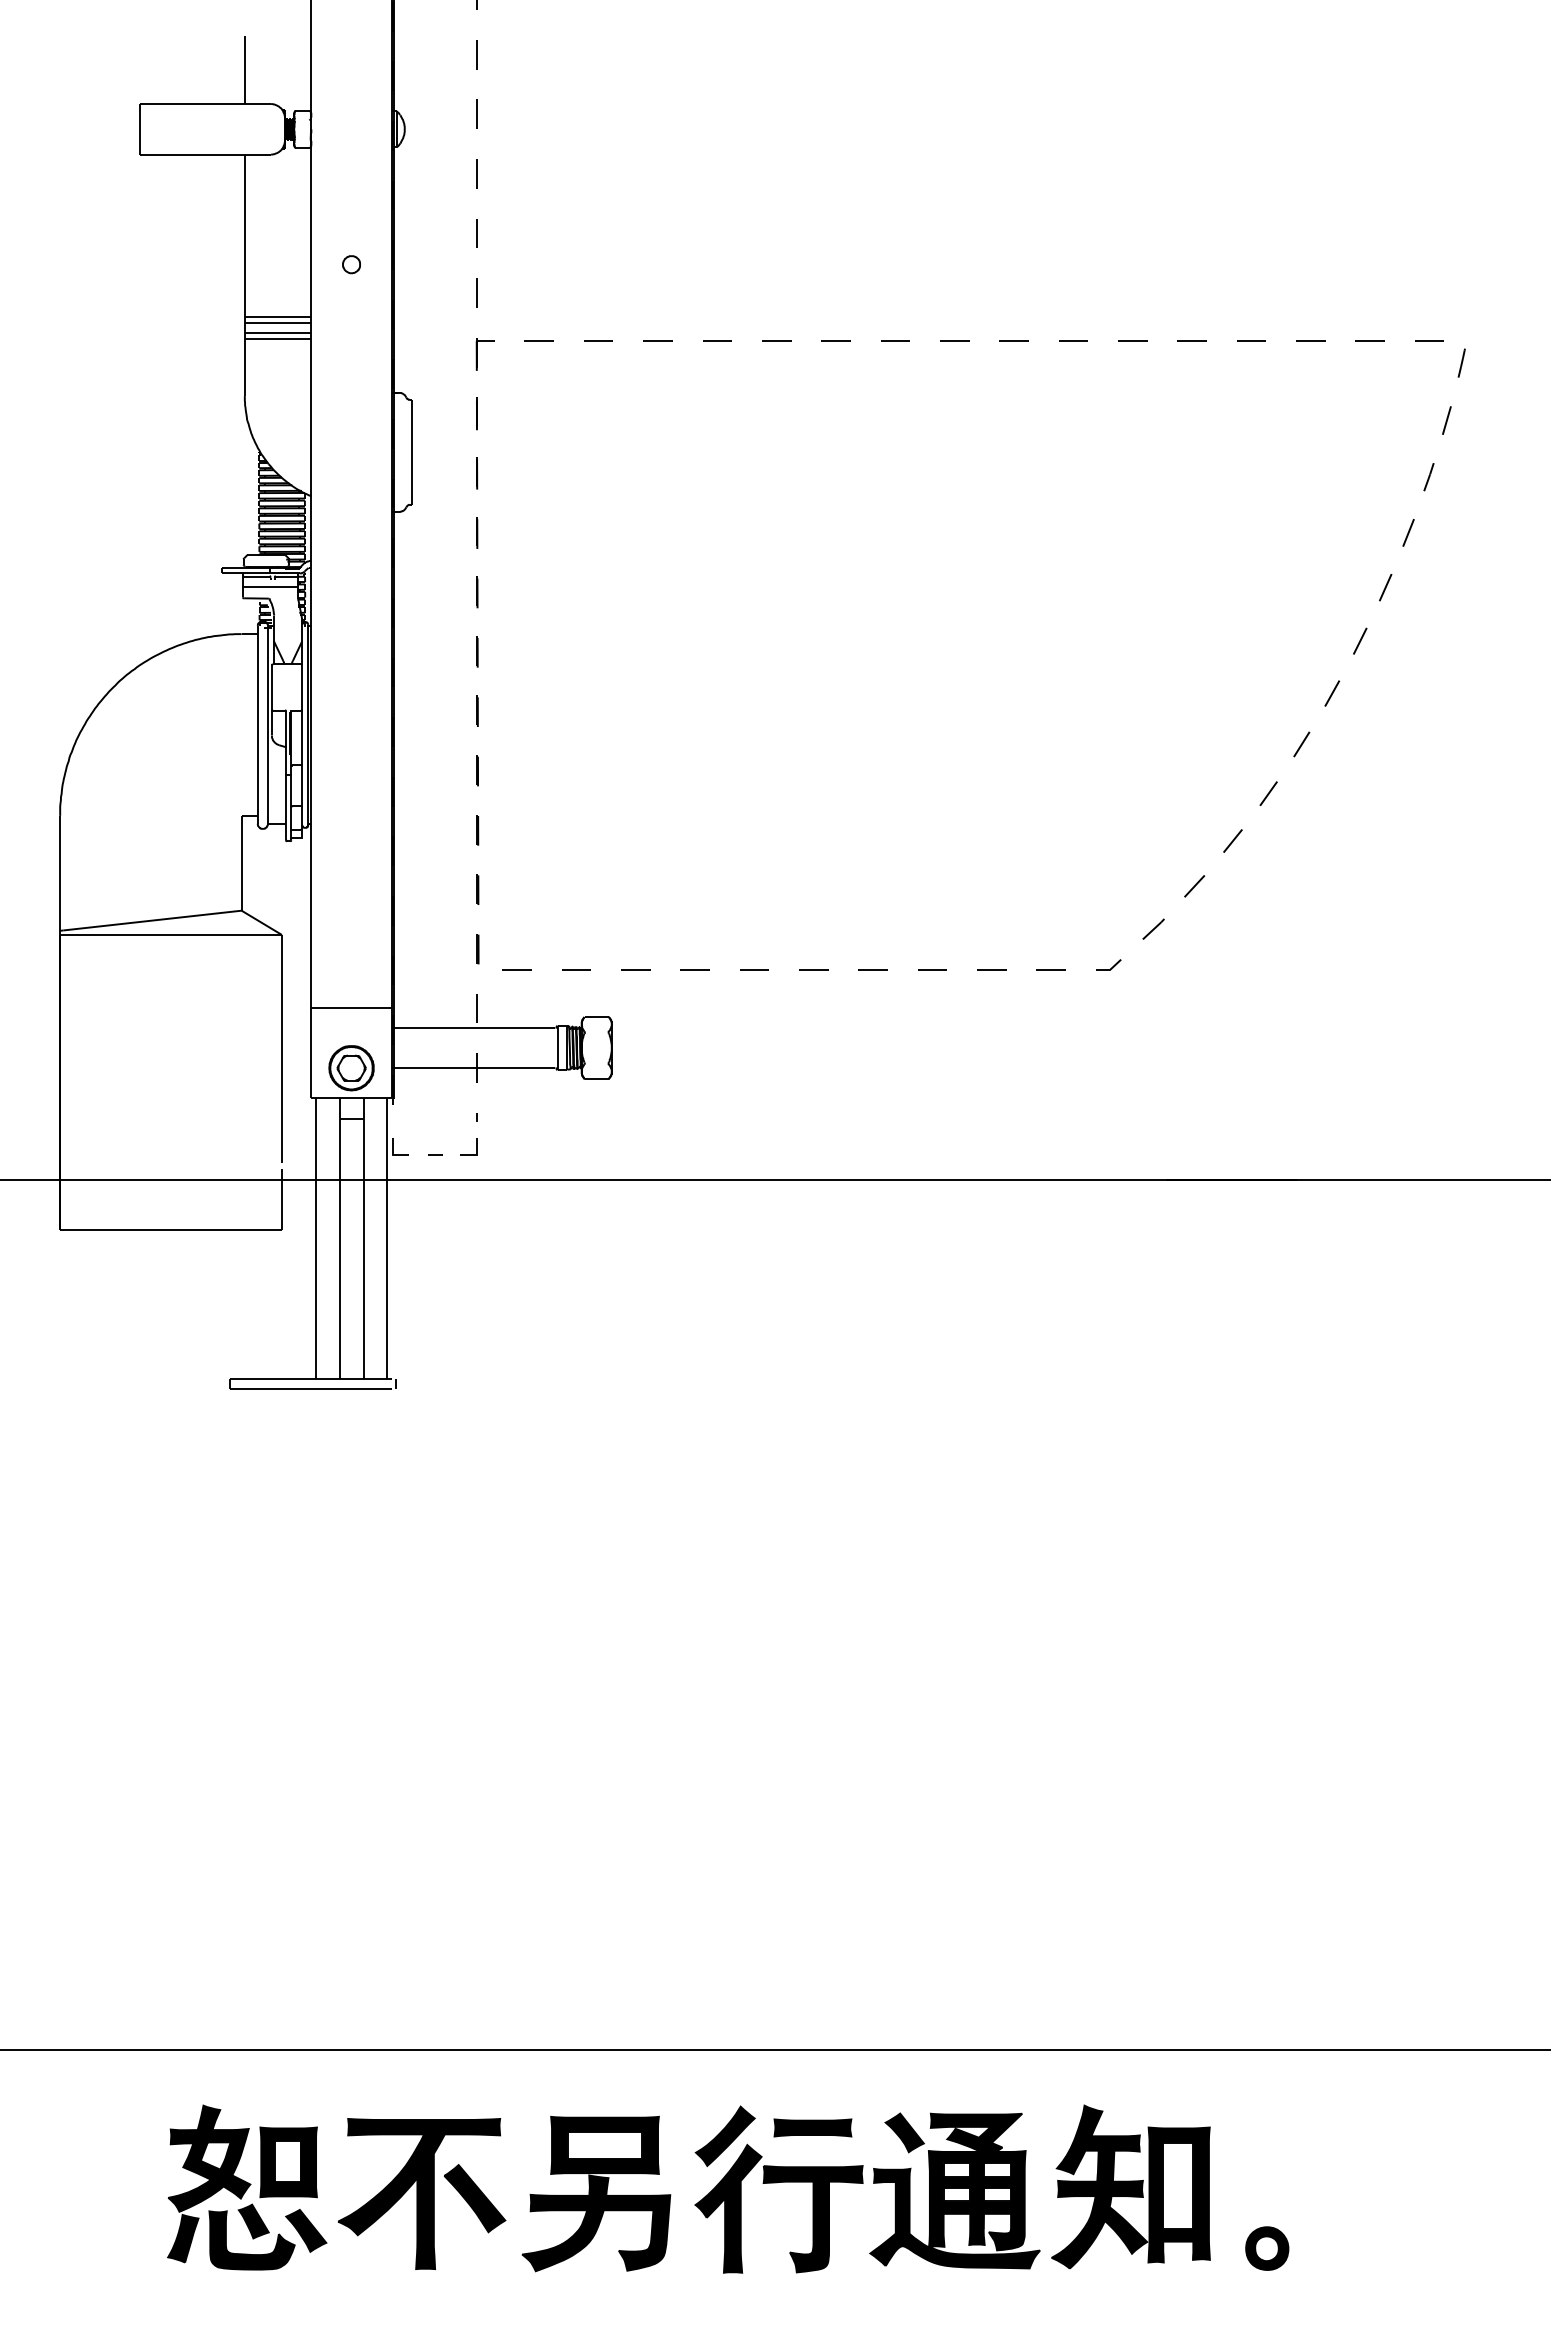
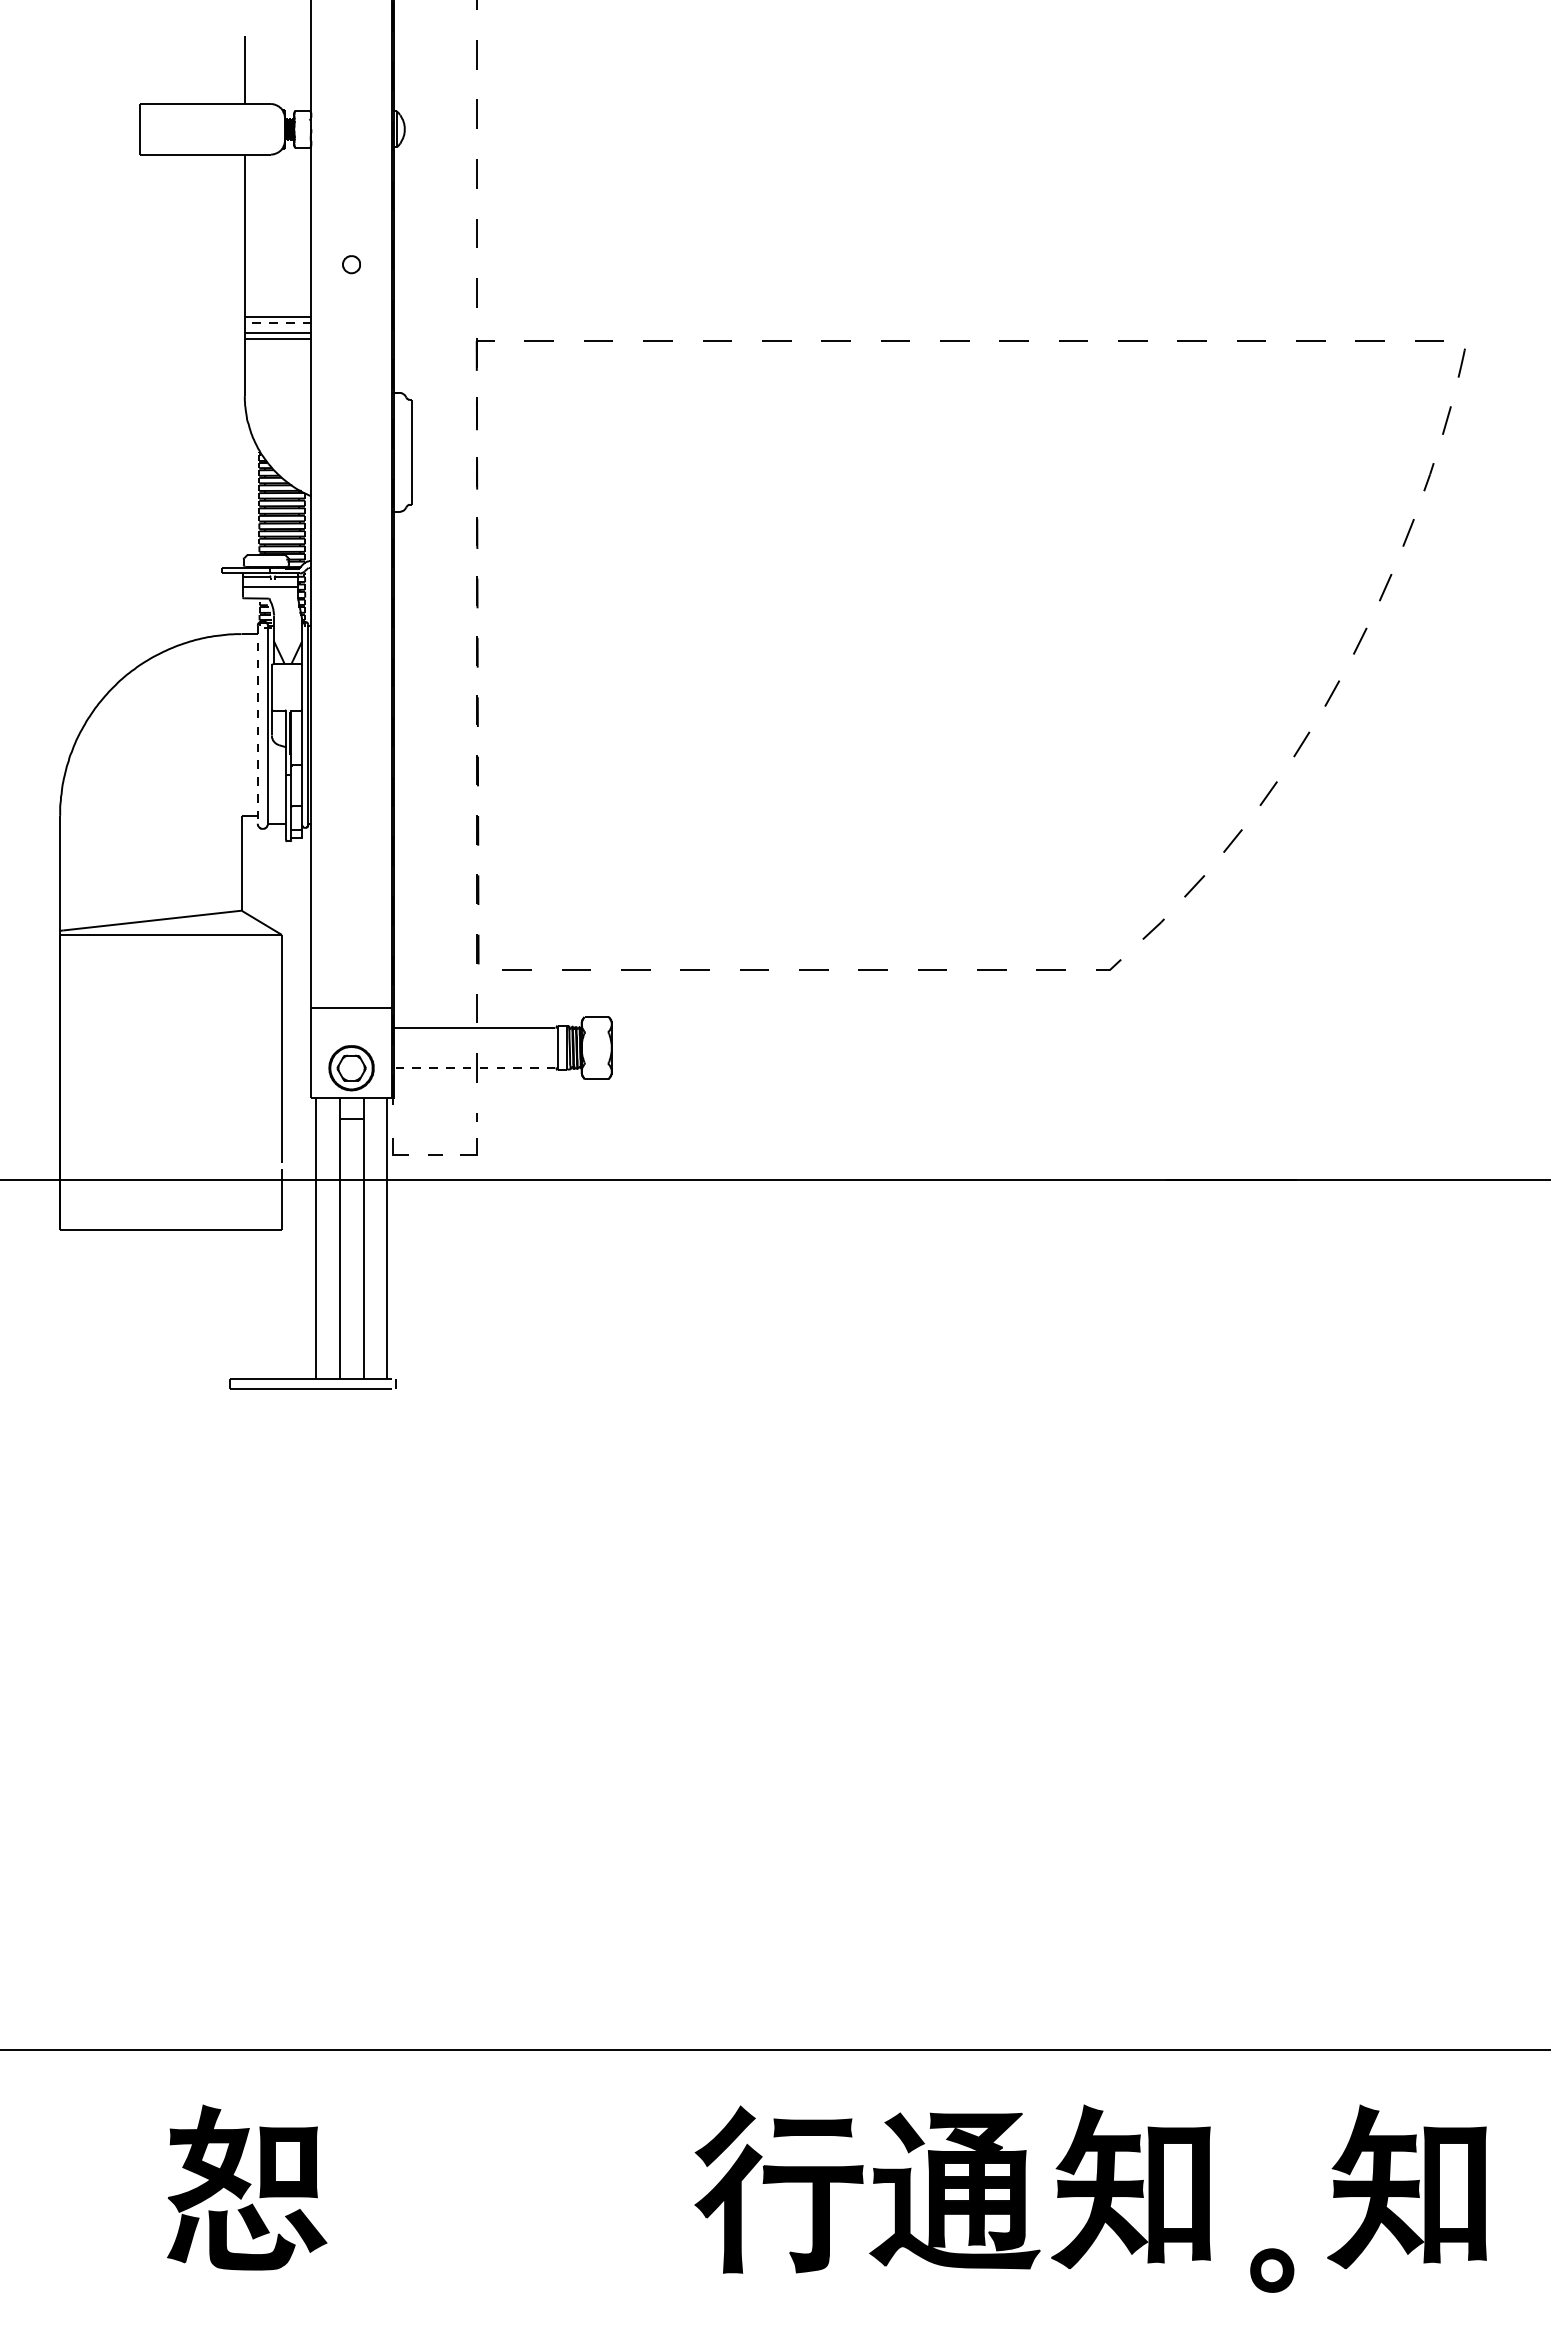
line: solid -> dashed (277, 323)
line: solid -> dashed (257, 724)
line: solid -> dashed (473, 1068)
part: none -> present (1406, 2186)
part: present -> none (596, 2193)
part: present -> none (422, 2194)
part position: (1267, 2248) -> (1272, 2270) (1272, 2270)
